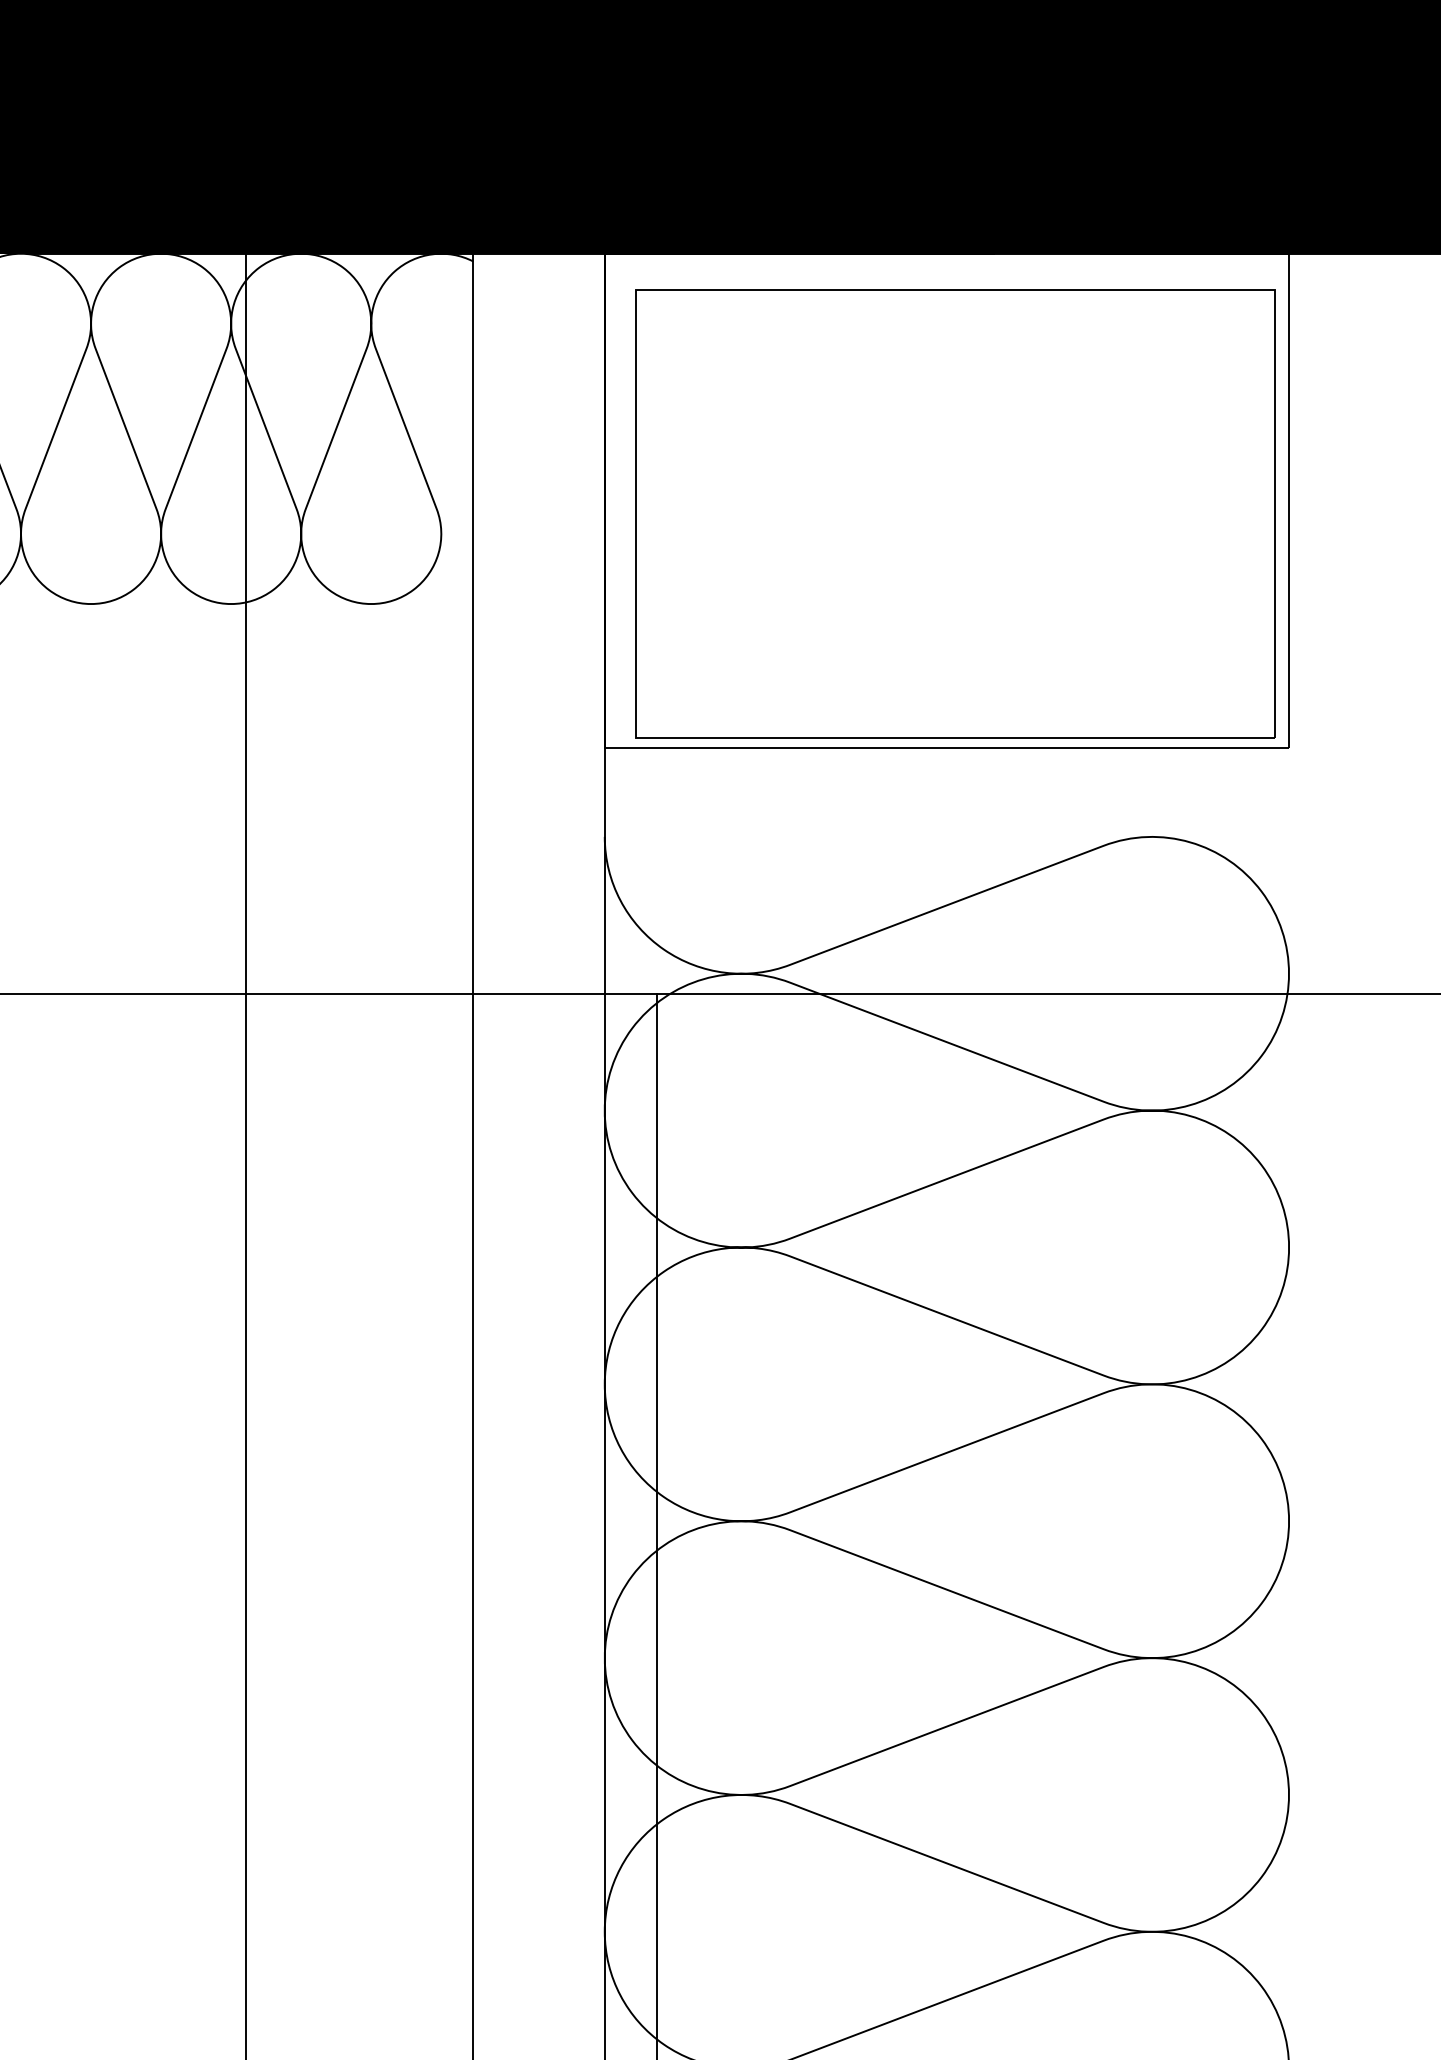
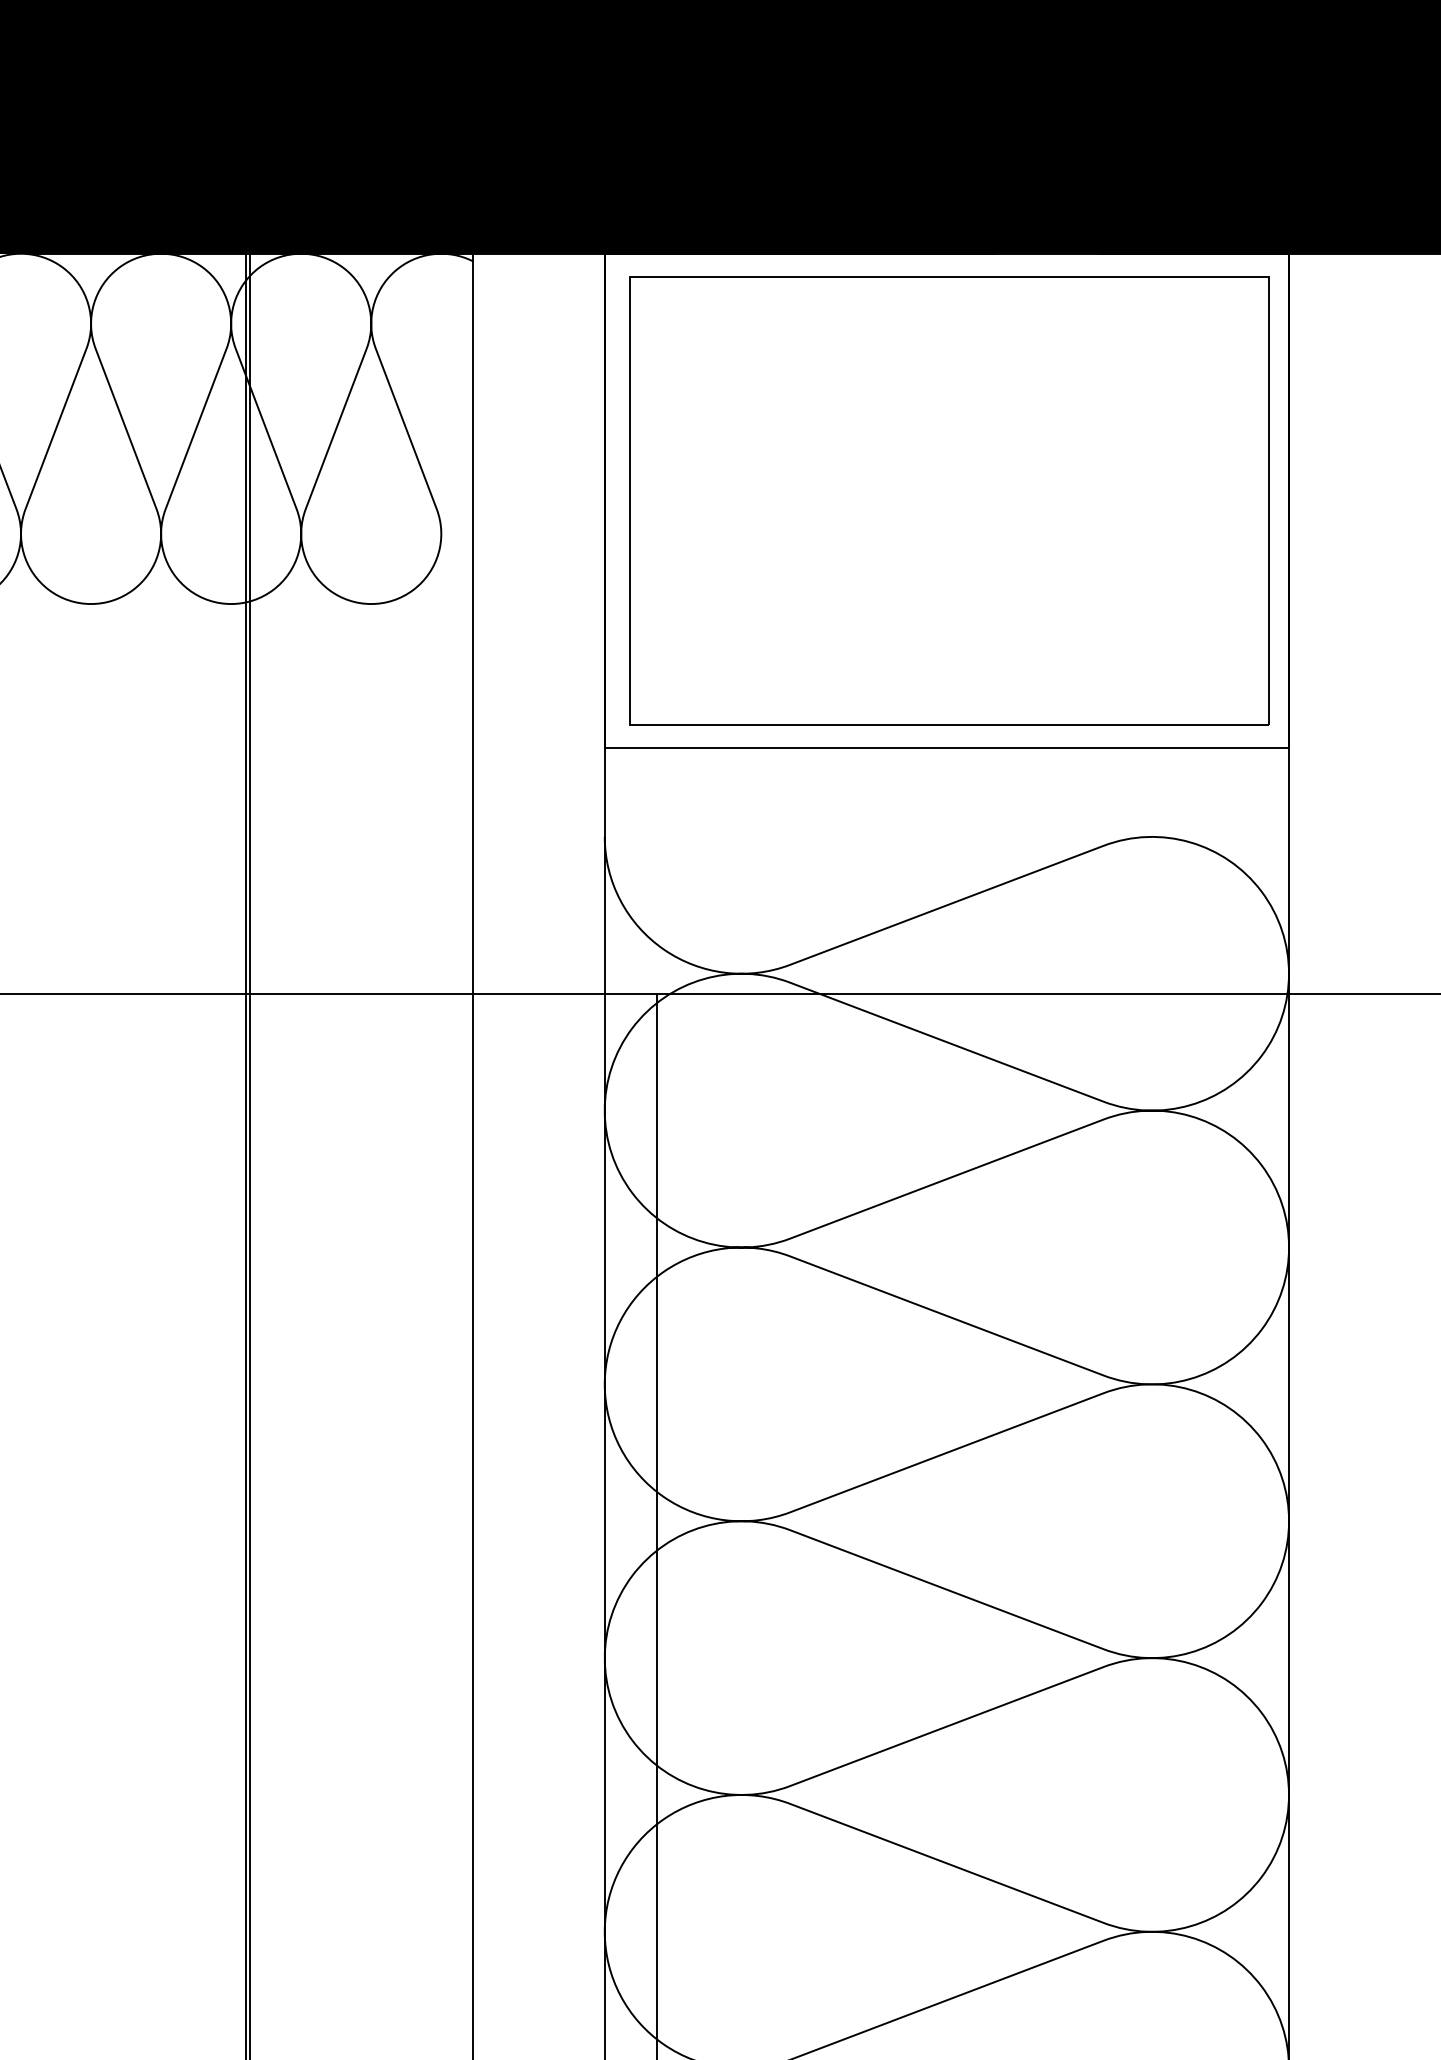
part position: (955, 513) -> (949, 500) (949, 500)
line: none -> present (250, 1154)
line: none -> present (1289, 1154)
